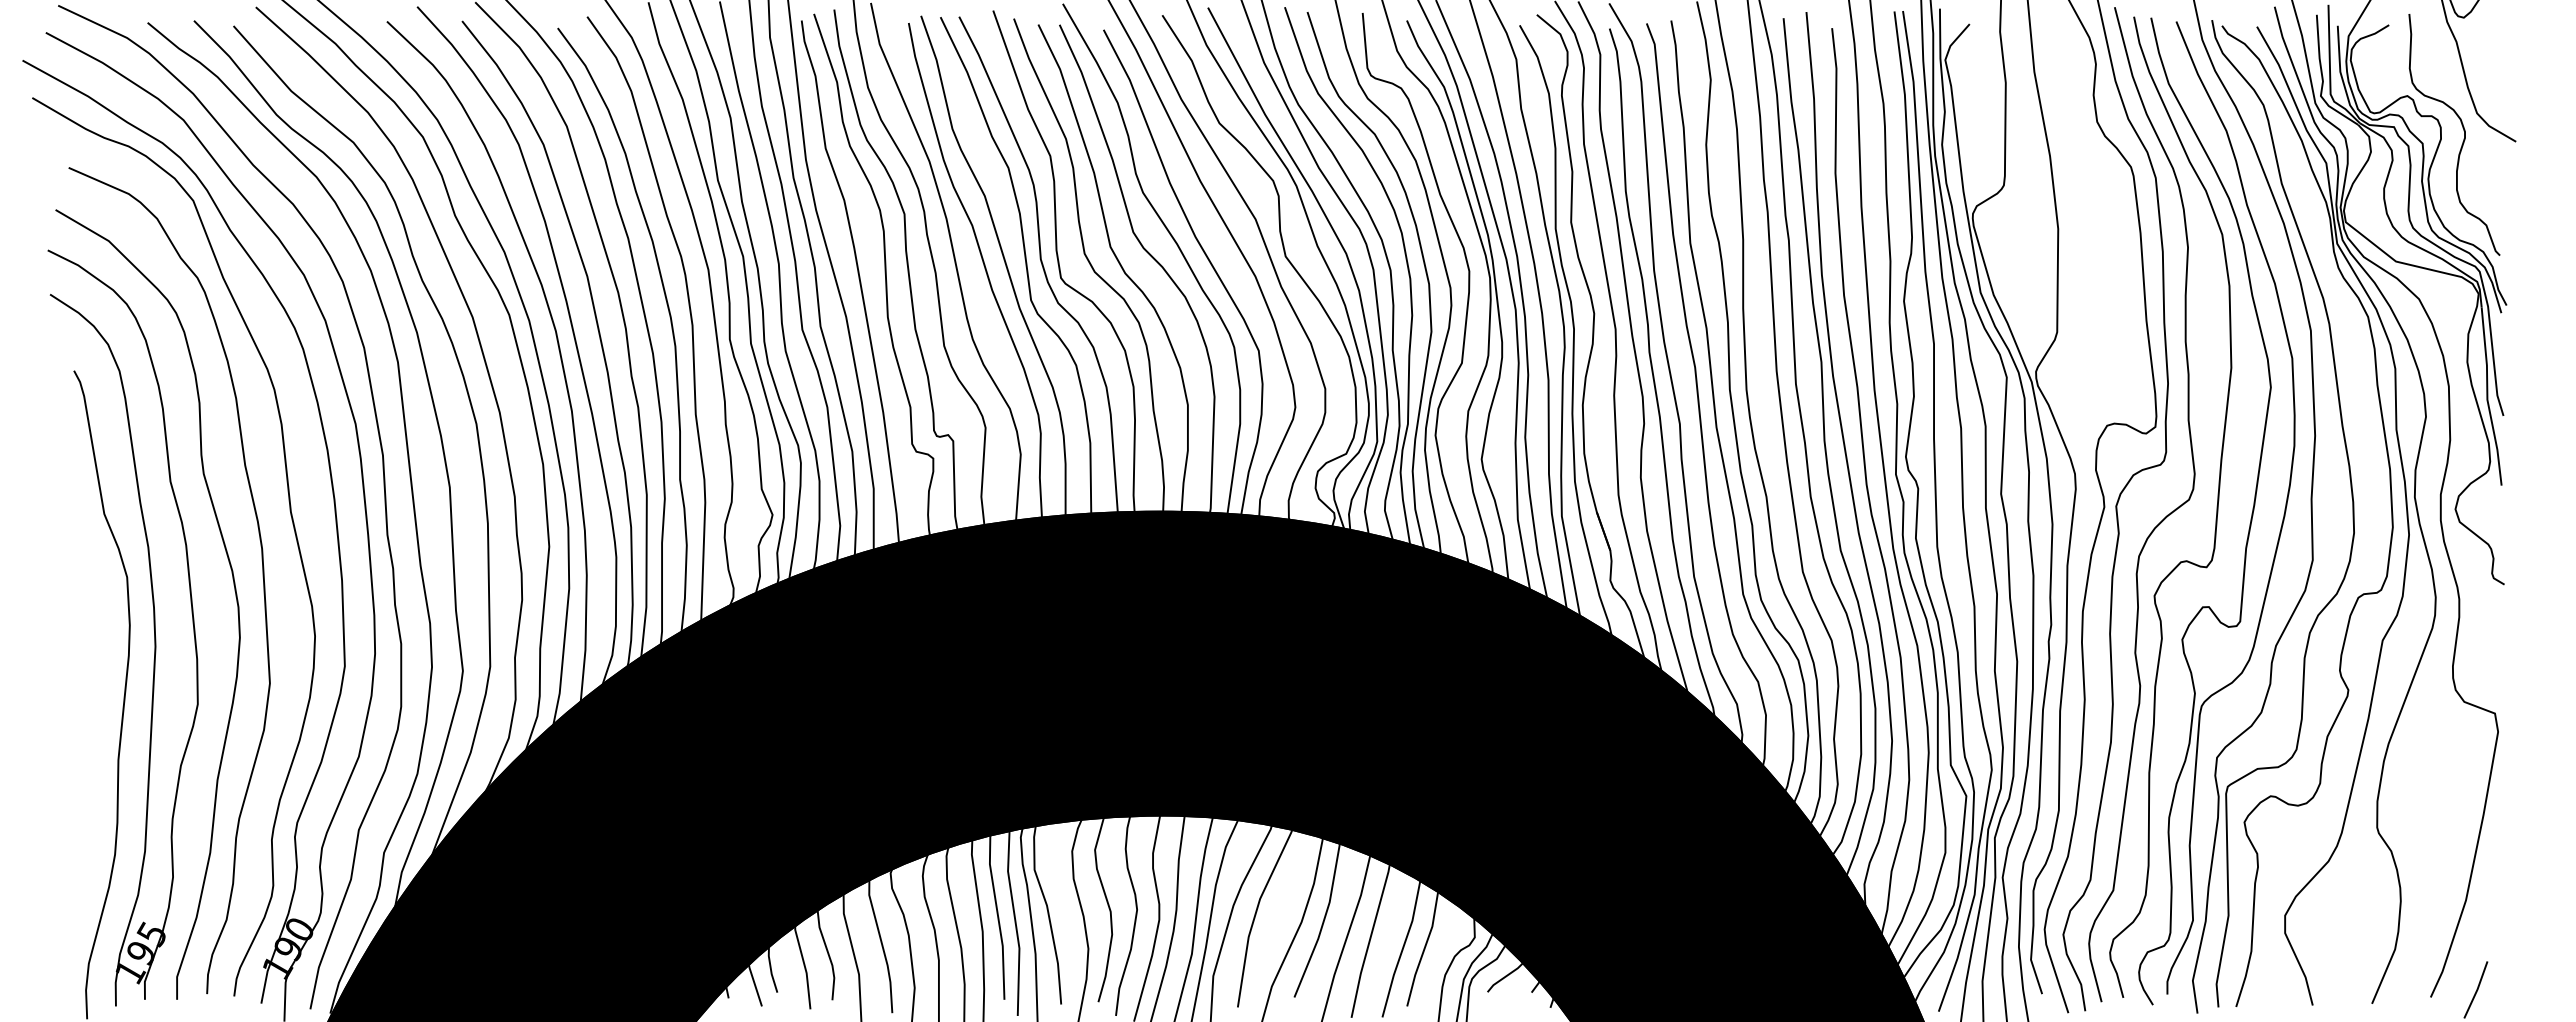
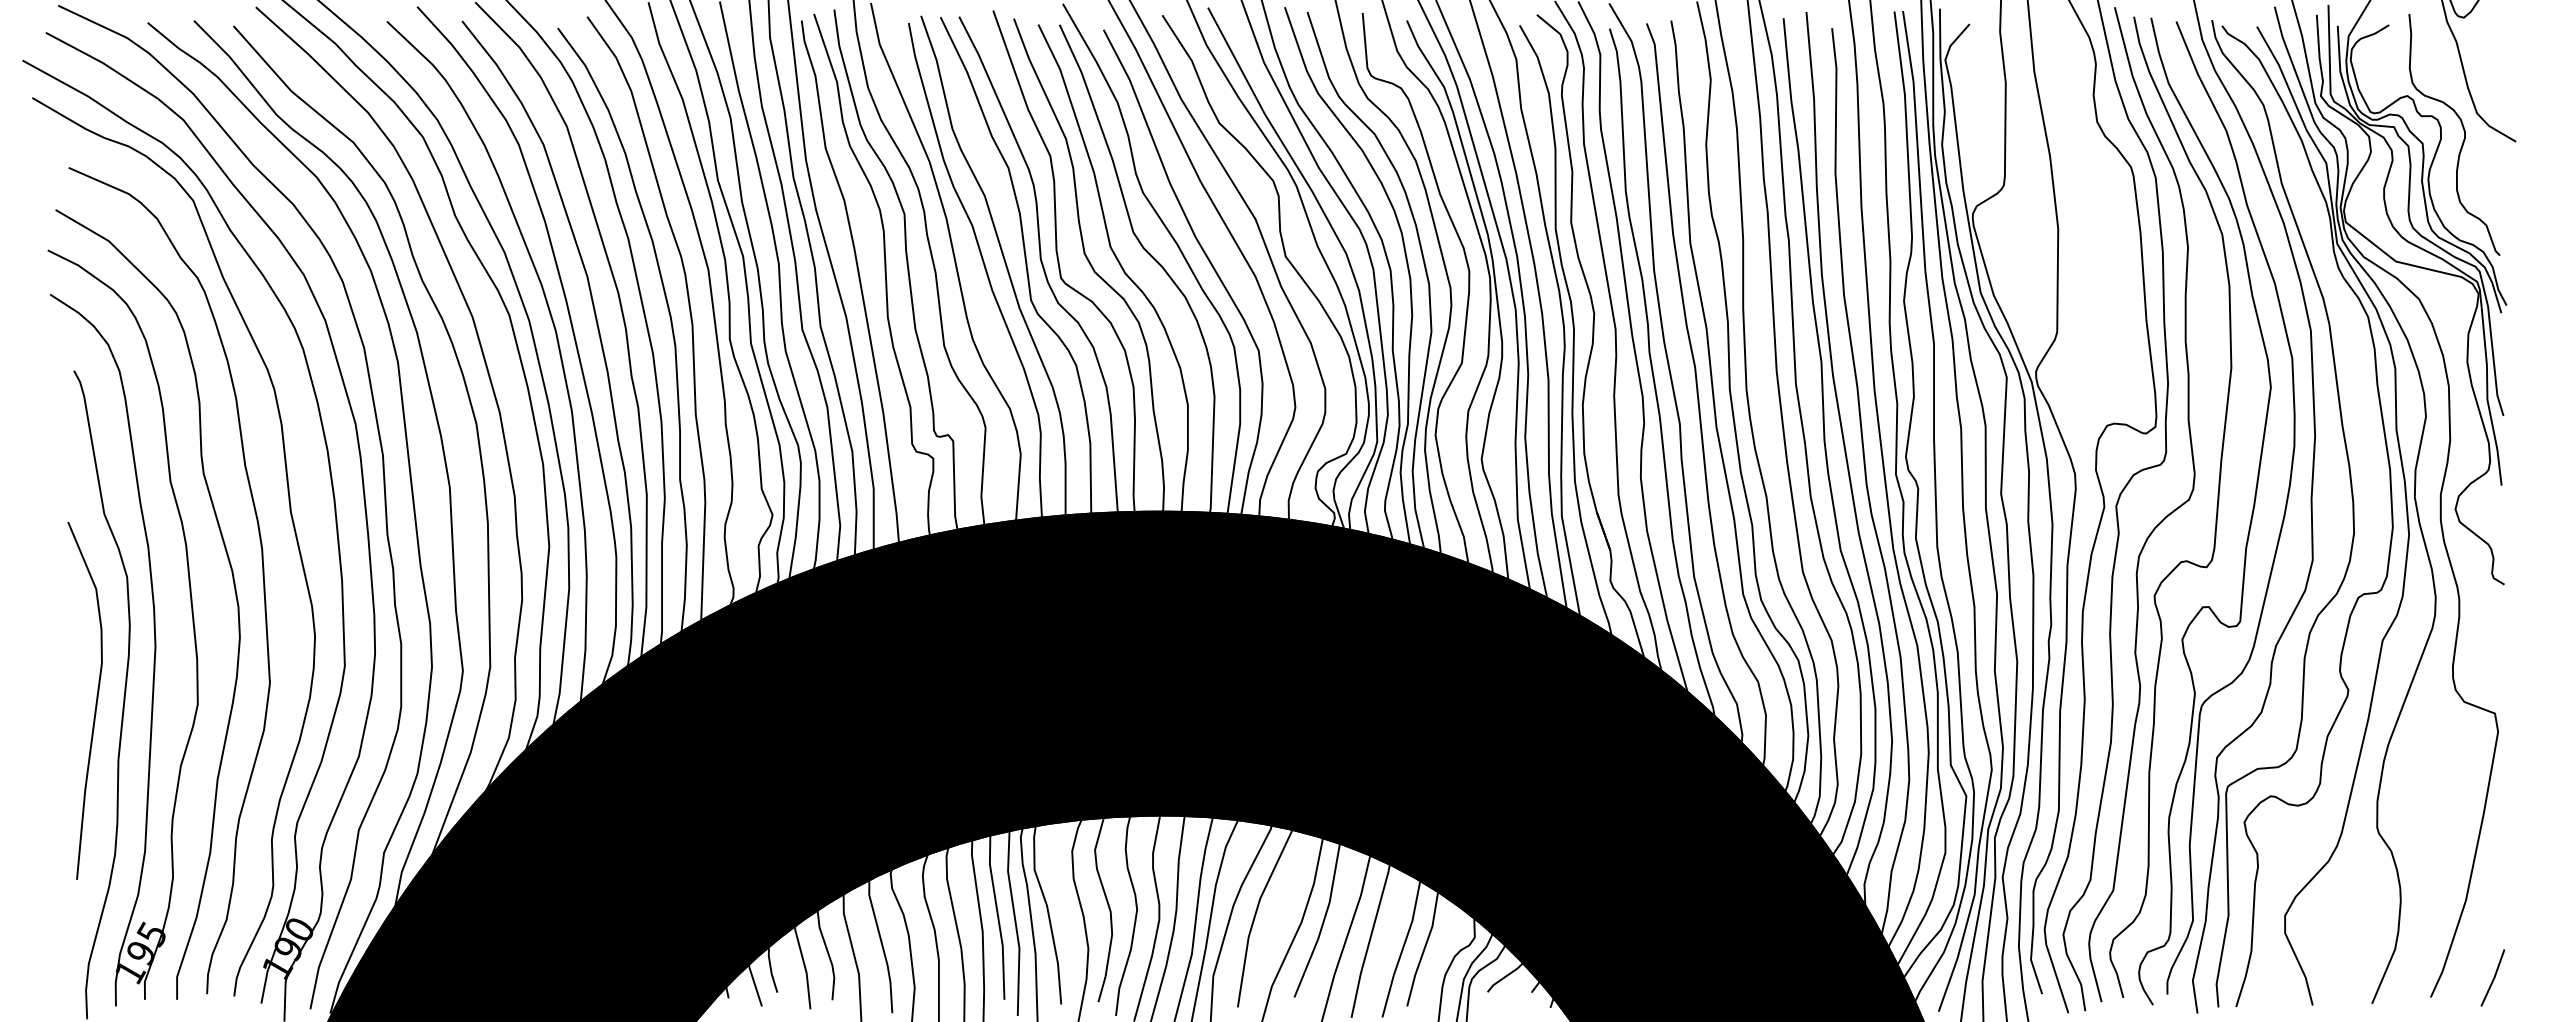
curve: none -> present (95, 702)
line position: (2476, 989) -> (2493, 977) (2493, 977)
